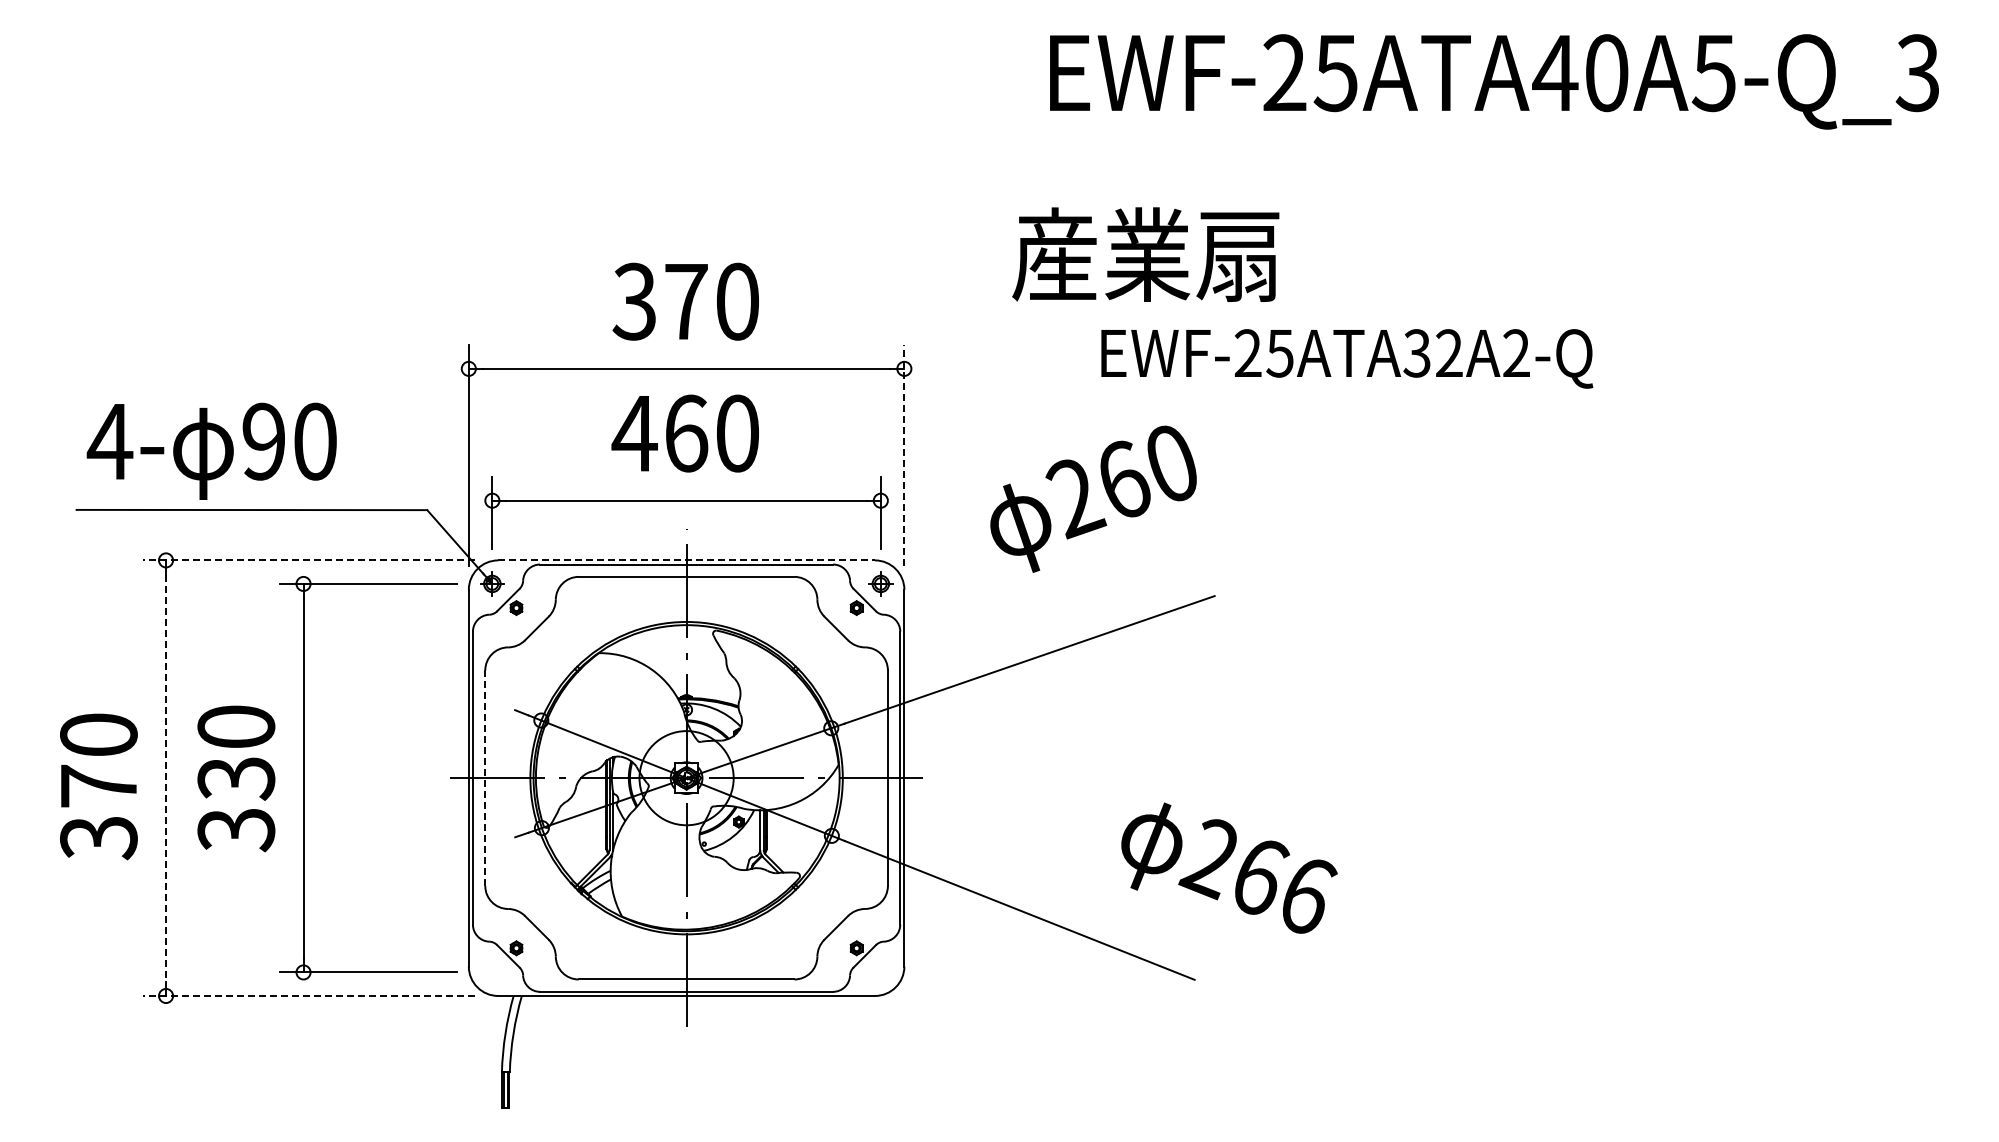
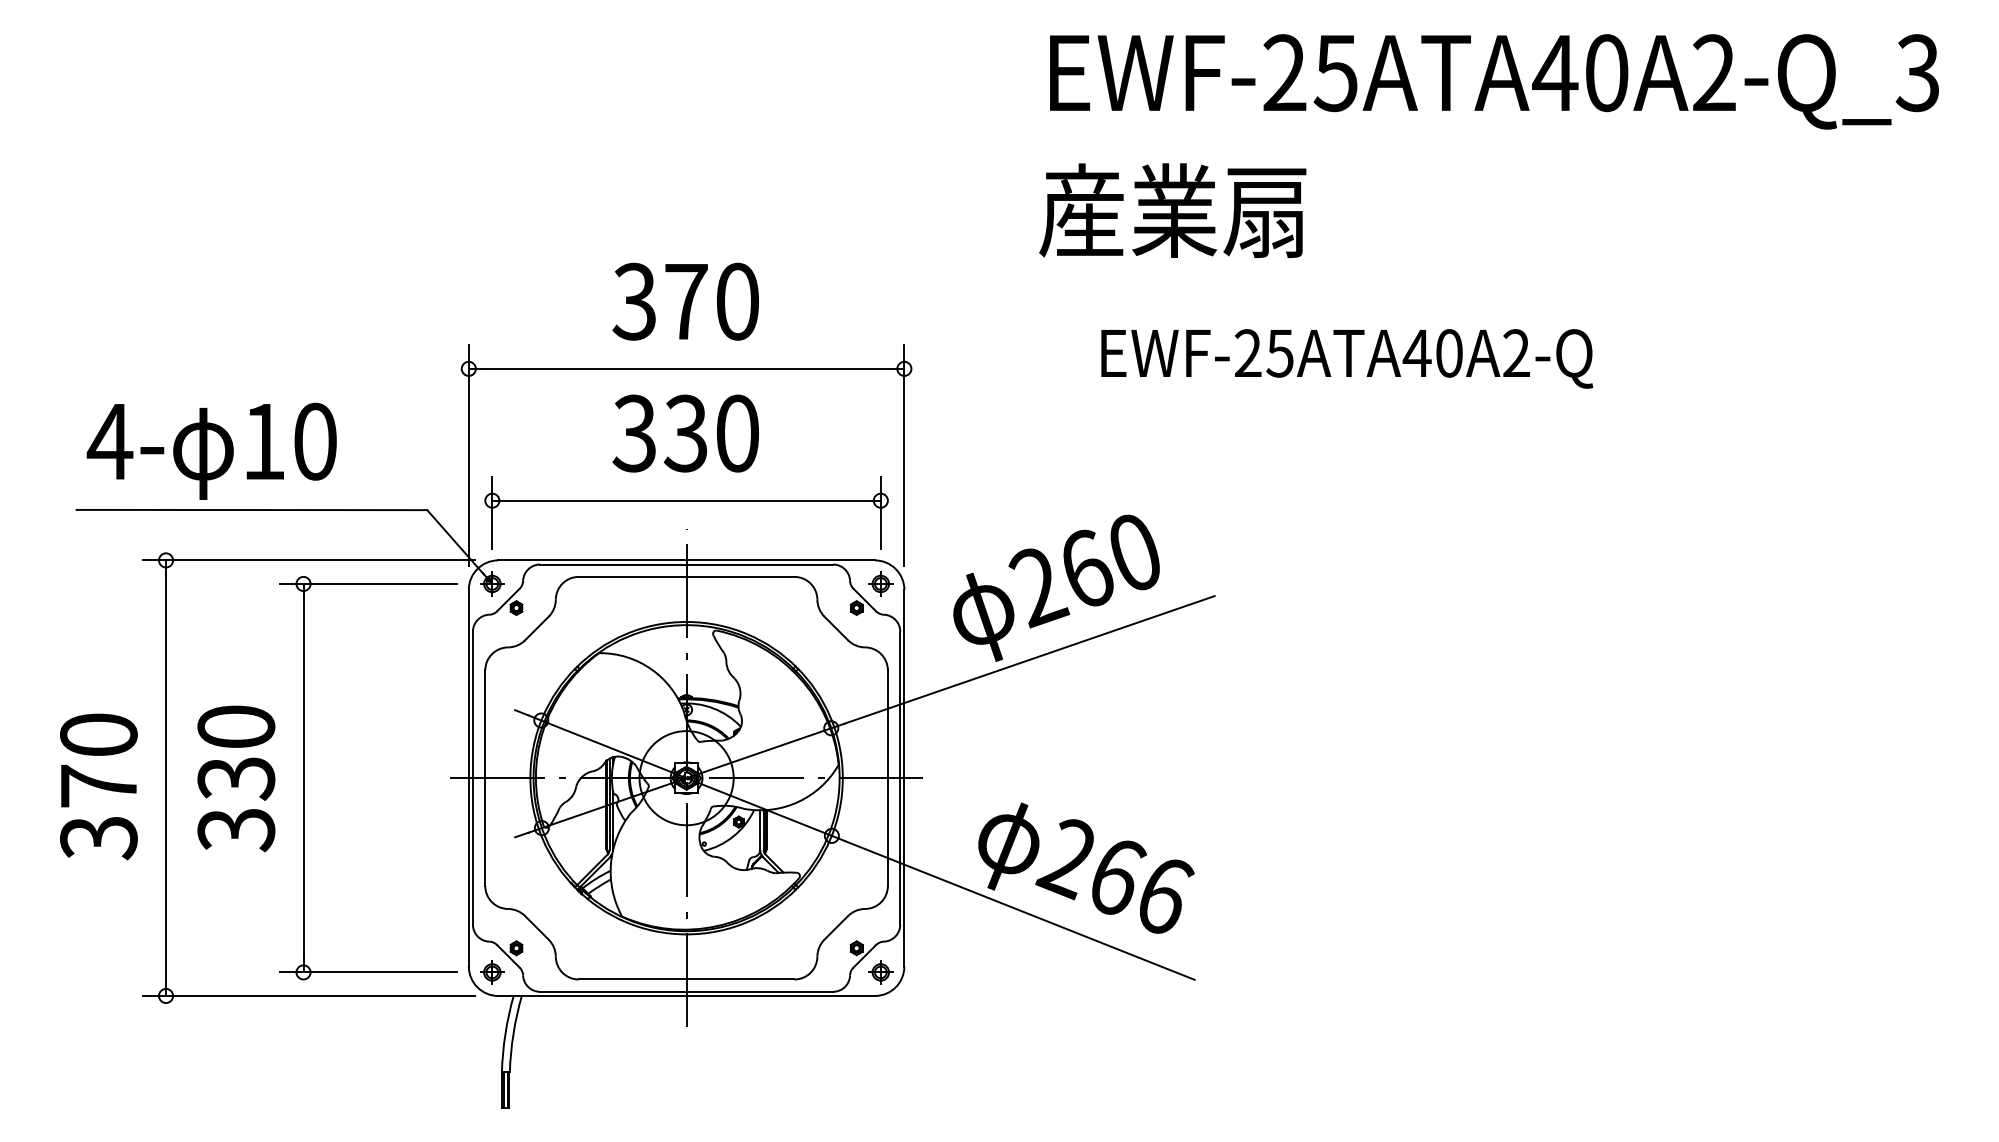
text: EWF-25ATA40A5-Q_3 -> EWF-25ATA40A2-Q_3 (1713, 73)
text position: (1145, 254) -> (1172, 210) (1172, 210)
text: EWF-25ATA32A2-Q -> EWF-25ATA40A2-Q (1432, 353)
text: 460 -> 330 (659, 433)
text: 90 -> 10 (263, 441)
line: dashed -> solid (904, 455)
text position: (1093, 498) -> (1056, 587) (1056, 587)
line: dashed -> solid (308, 560)
line: dashed -> solid (687, 560)
line: dashed -> solid (166, 778)
line: dashed -> solid (485, 778)
text position: (1229, 867) -> (1086, 867) (1086, 867)
part: none -> present (492, 972)
part: none -> present (880, 972)
line: dashed -> solid (308, 995)
